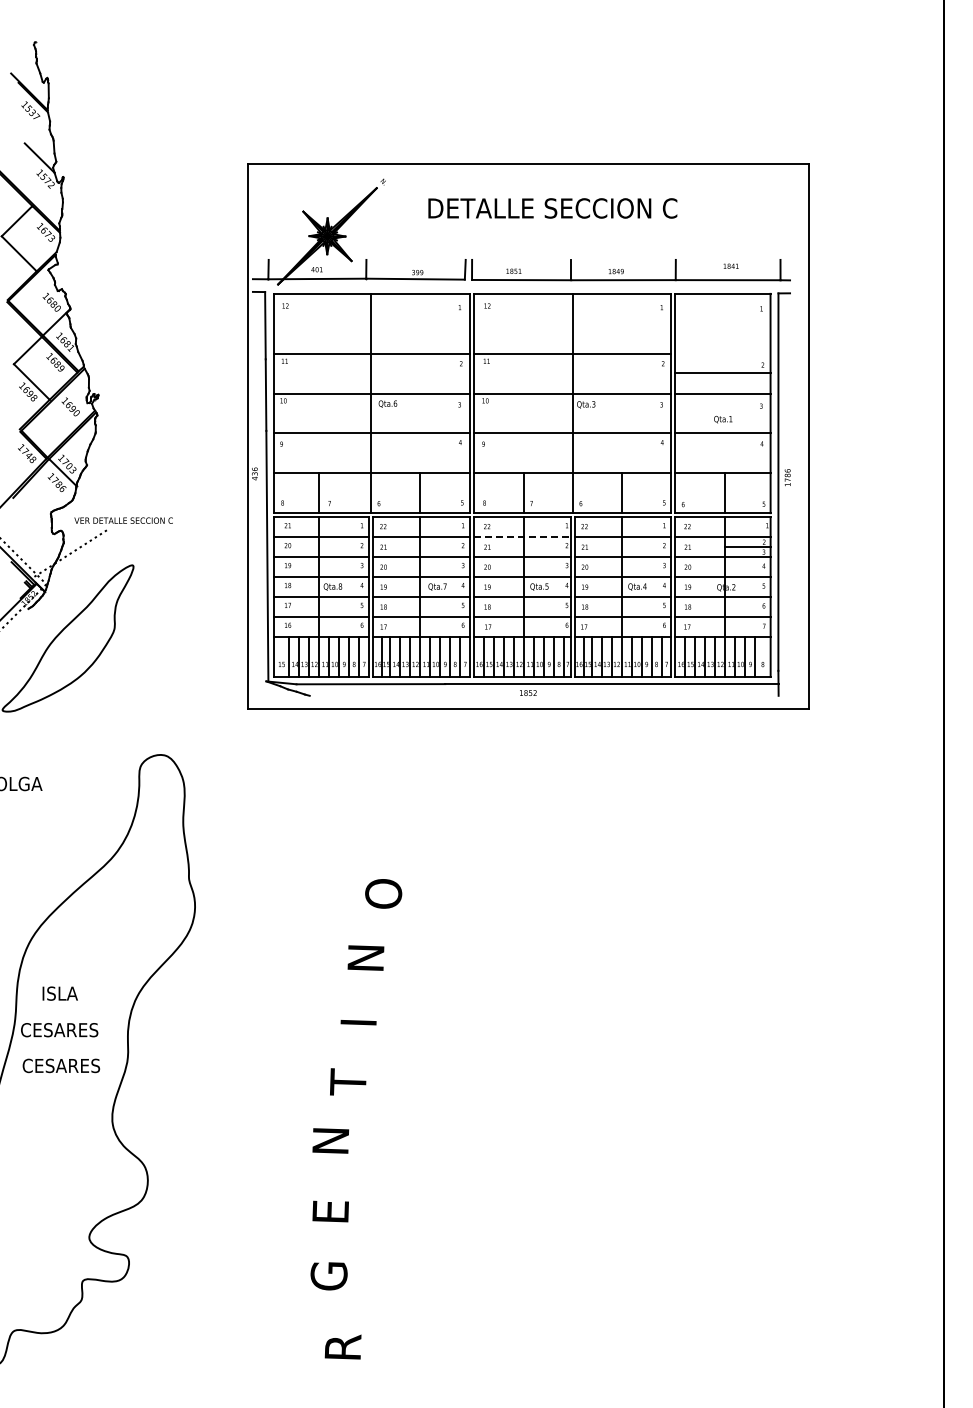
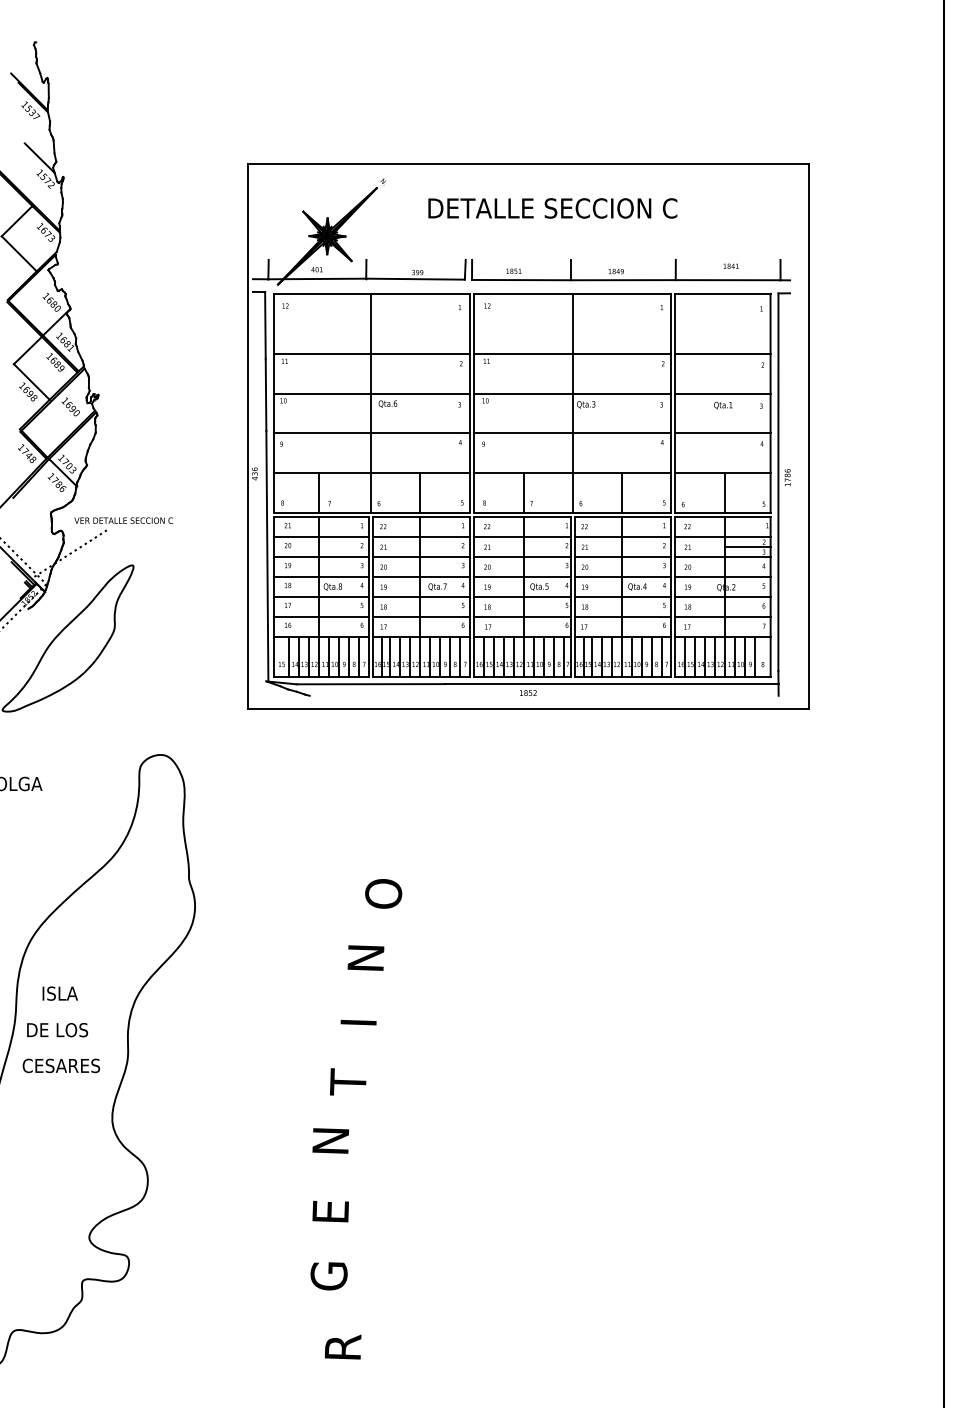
line position: (722, 372) -> (722, 353) (722, 353)
text position: (723, 419) -> (723, 405) (723, 405)
line: dashed -> solid (522, 537)
text: CESARES -> DE LOS (59, 1030)
